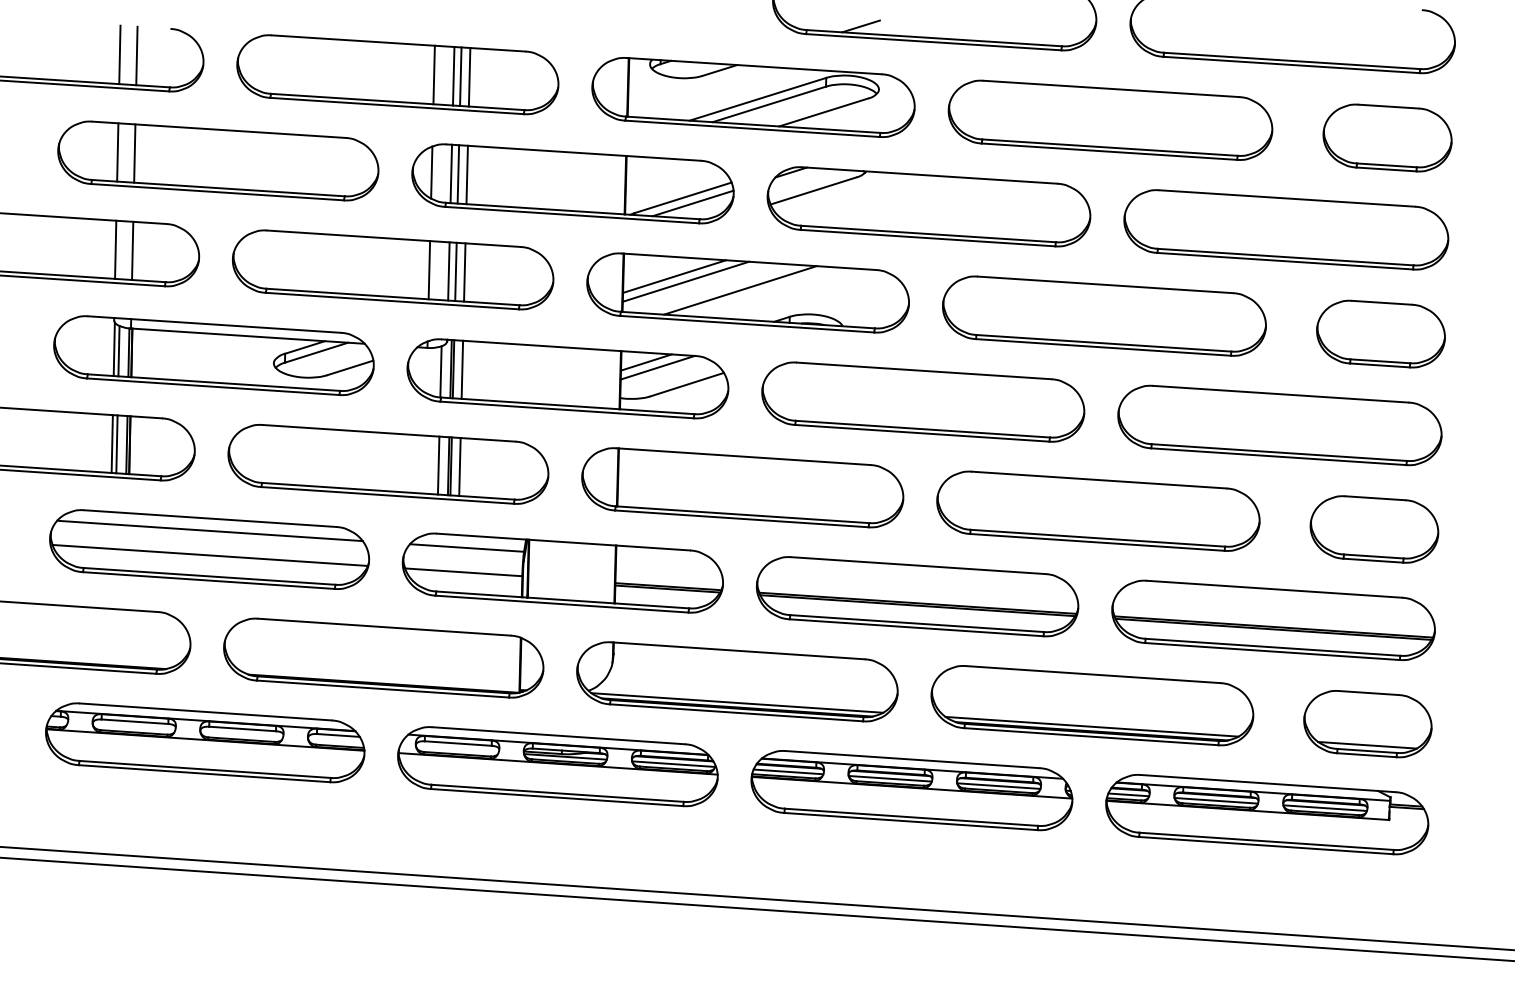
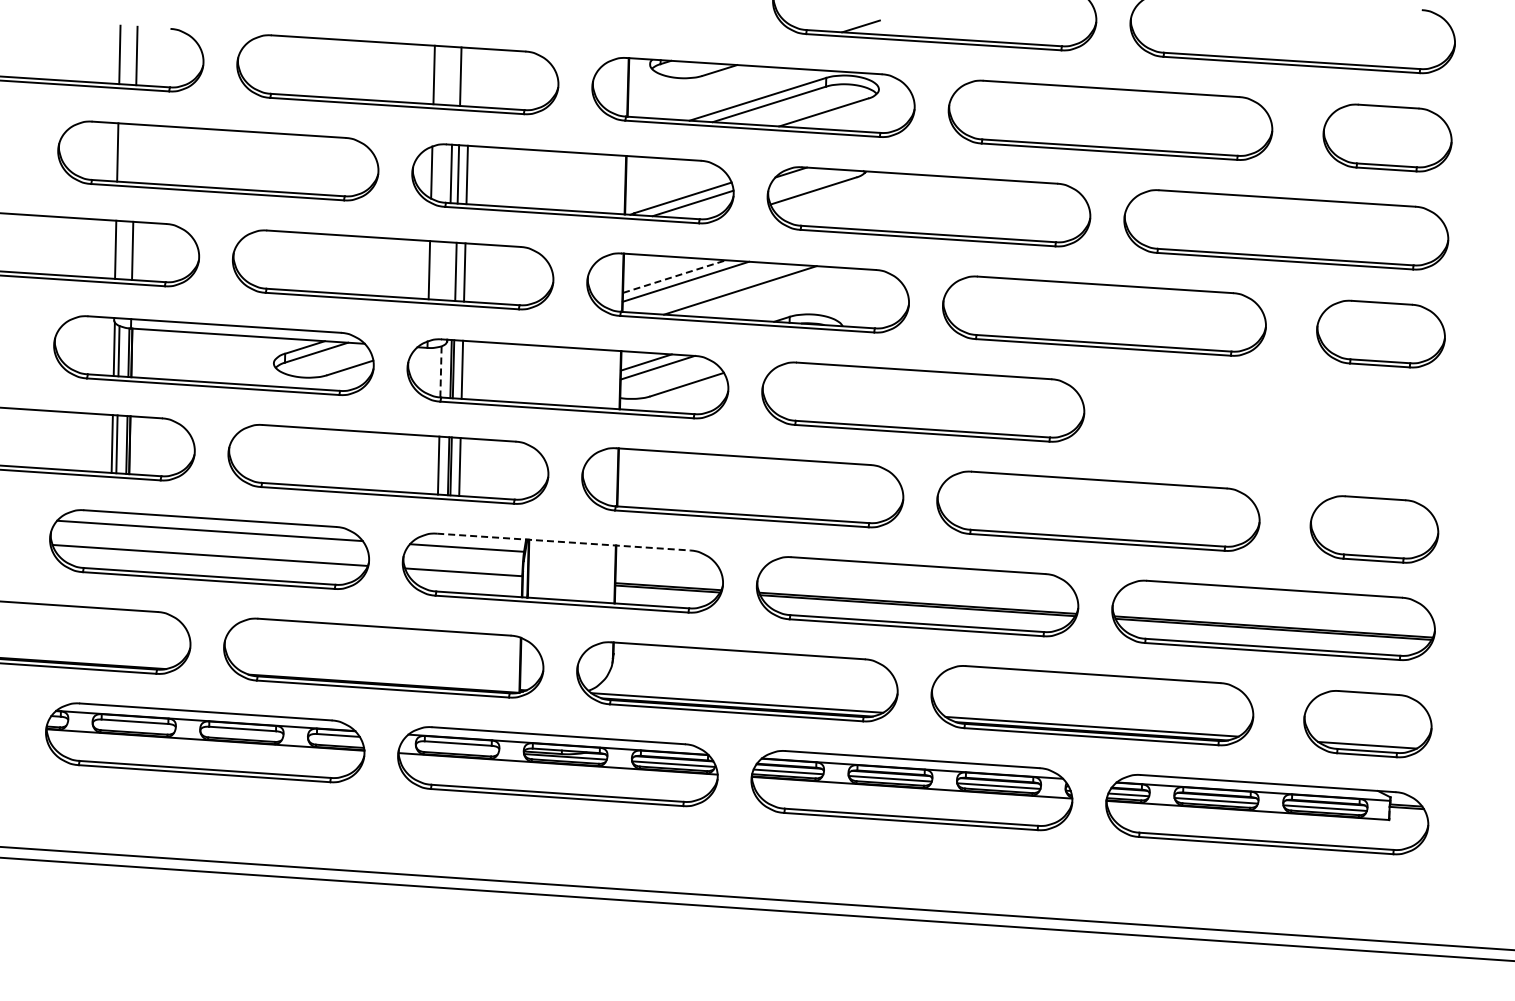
line: present -> none (453, 76)
line: present -> none (469, 77)
line: present -> none (134, 153)
line: present -> none (448, 271)
line: solid -> dashed (675, 276)
line: solid -> dashed (440, 371)
part: present -> none (1279, 425)
line: solid -> dashed (563, 542)
